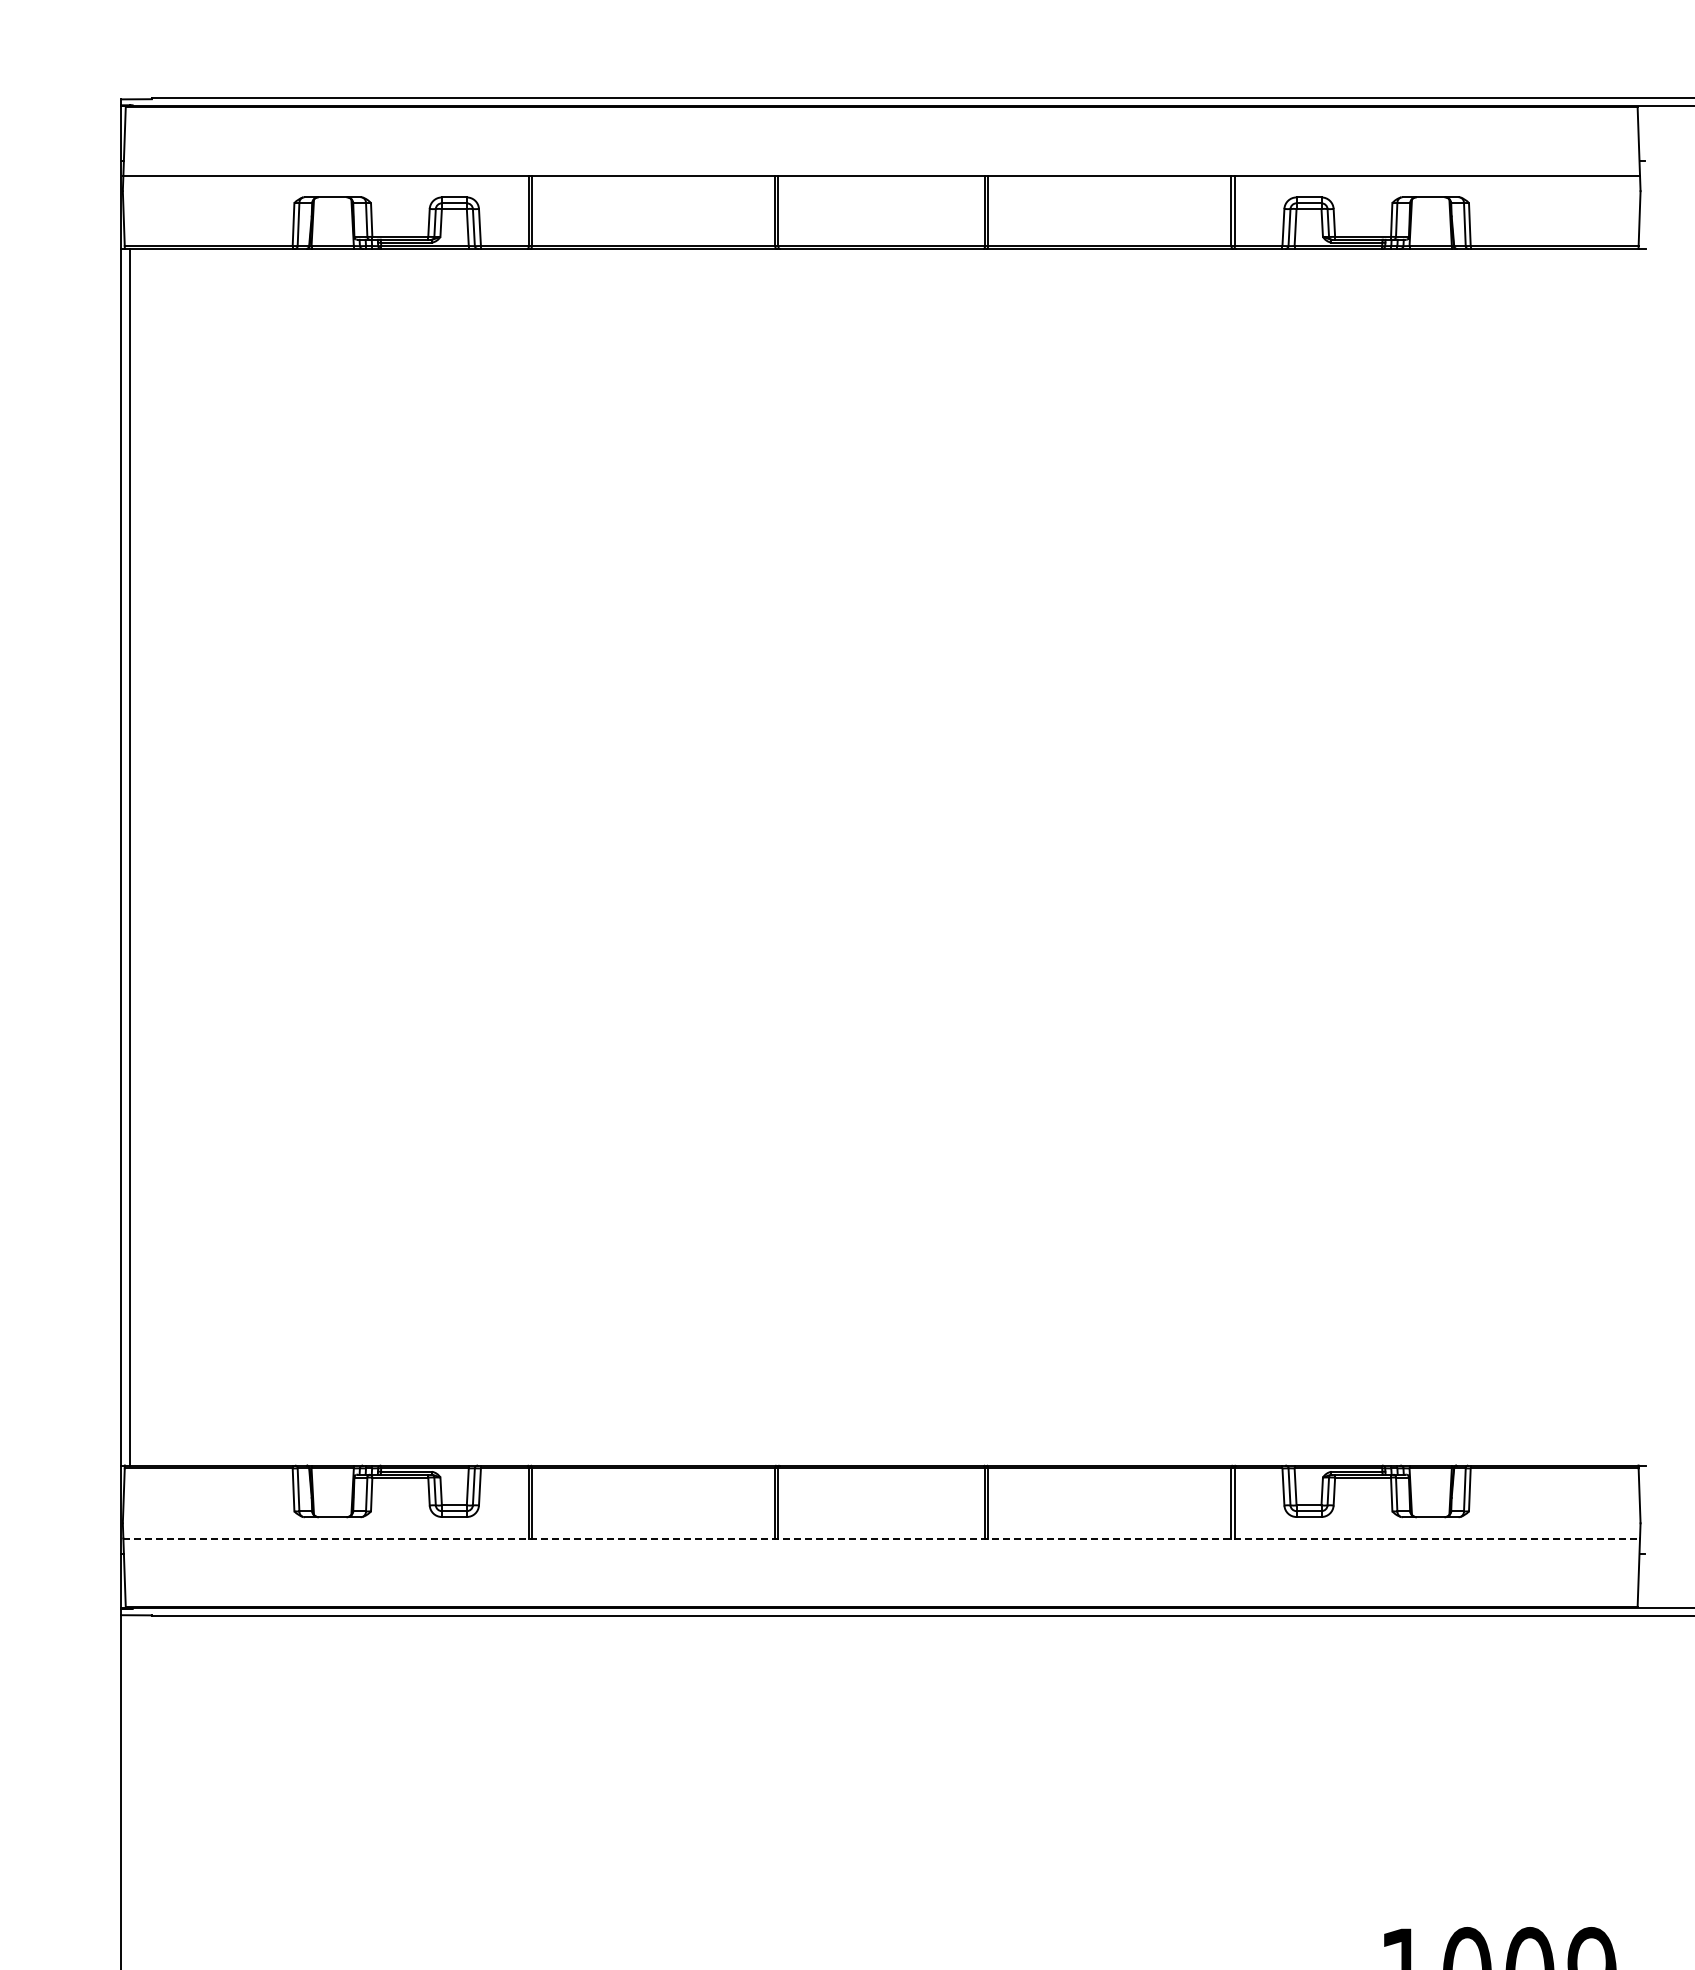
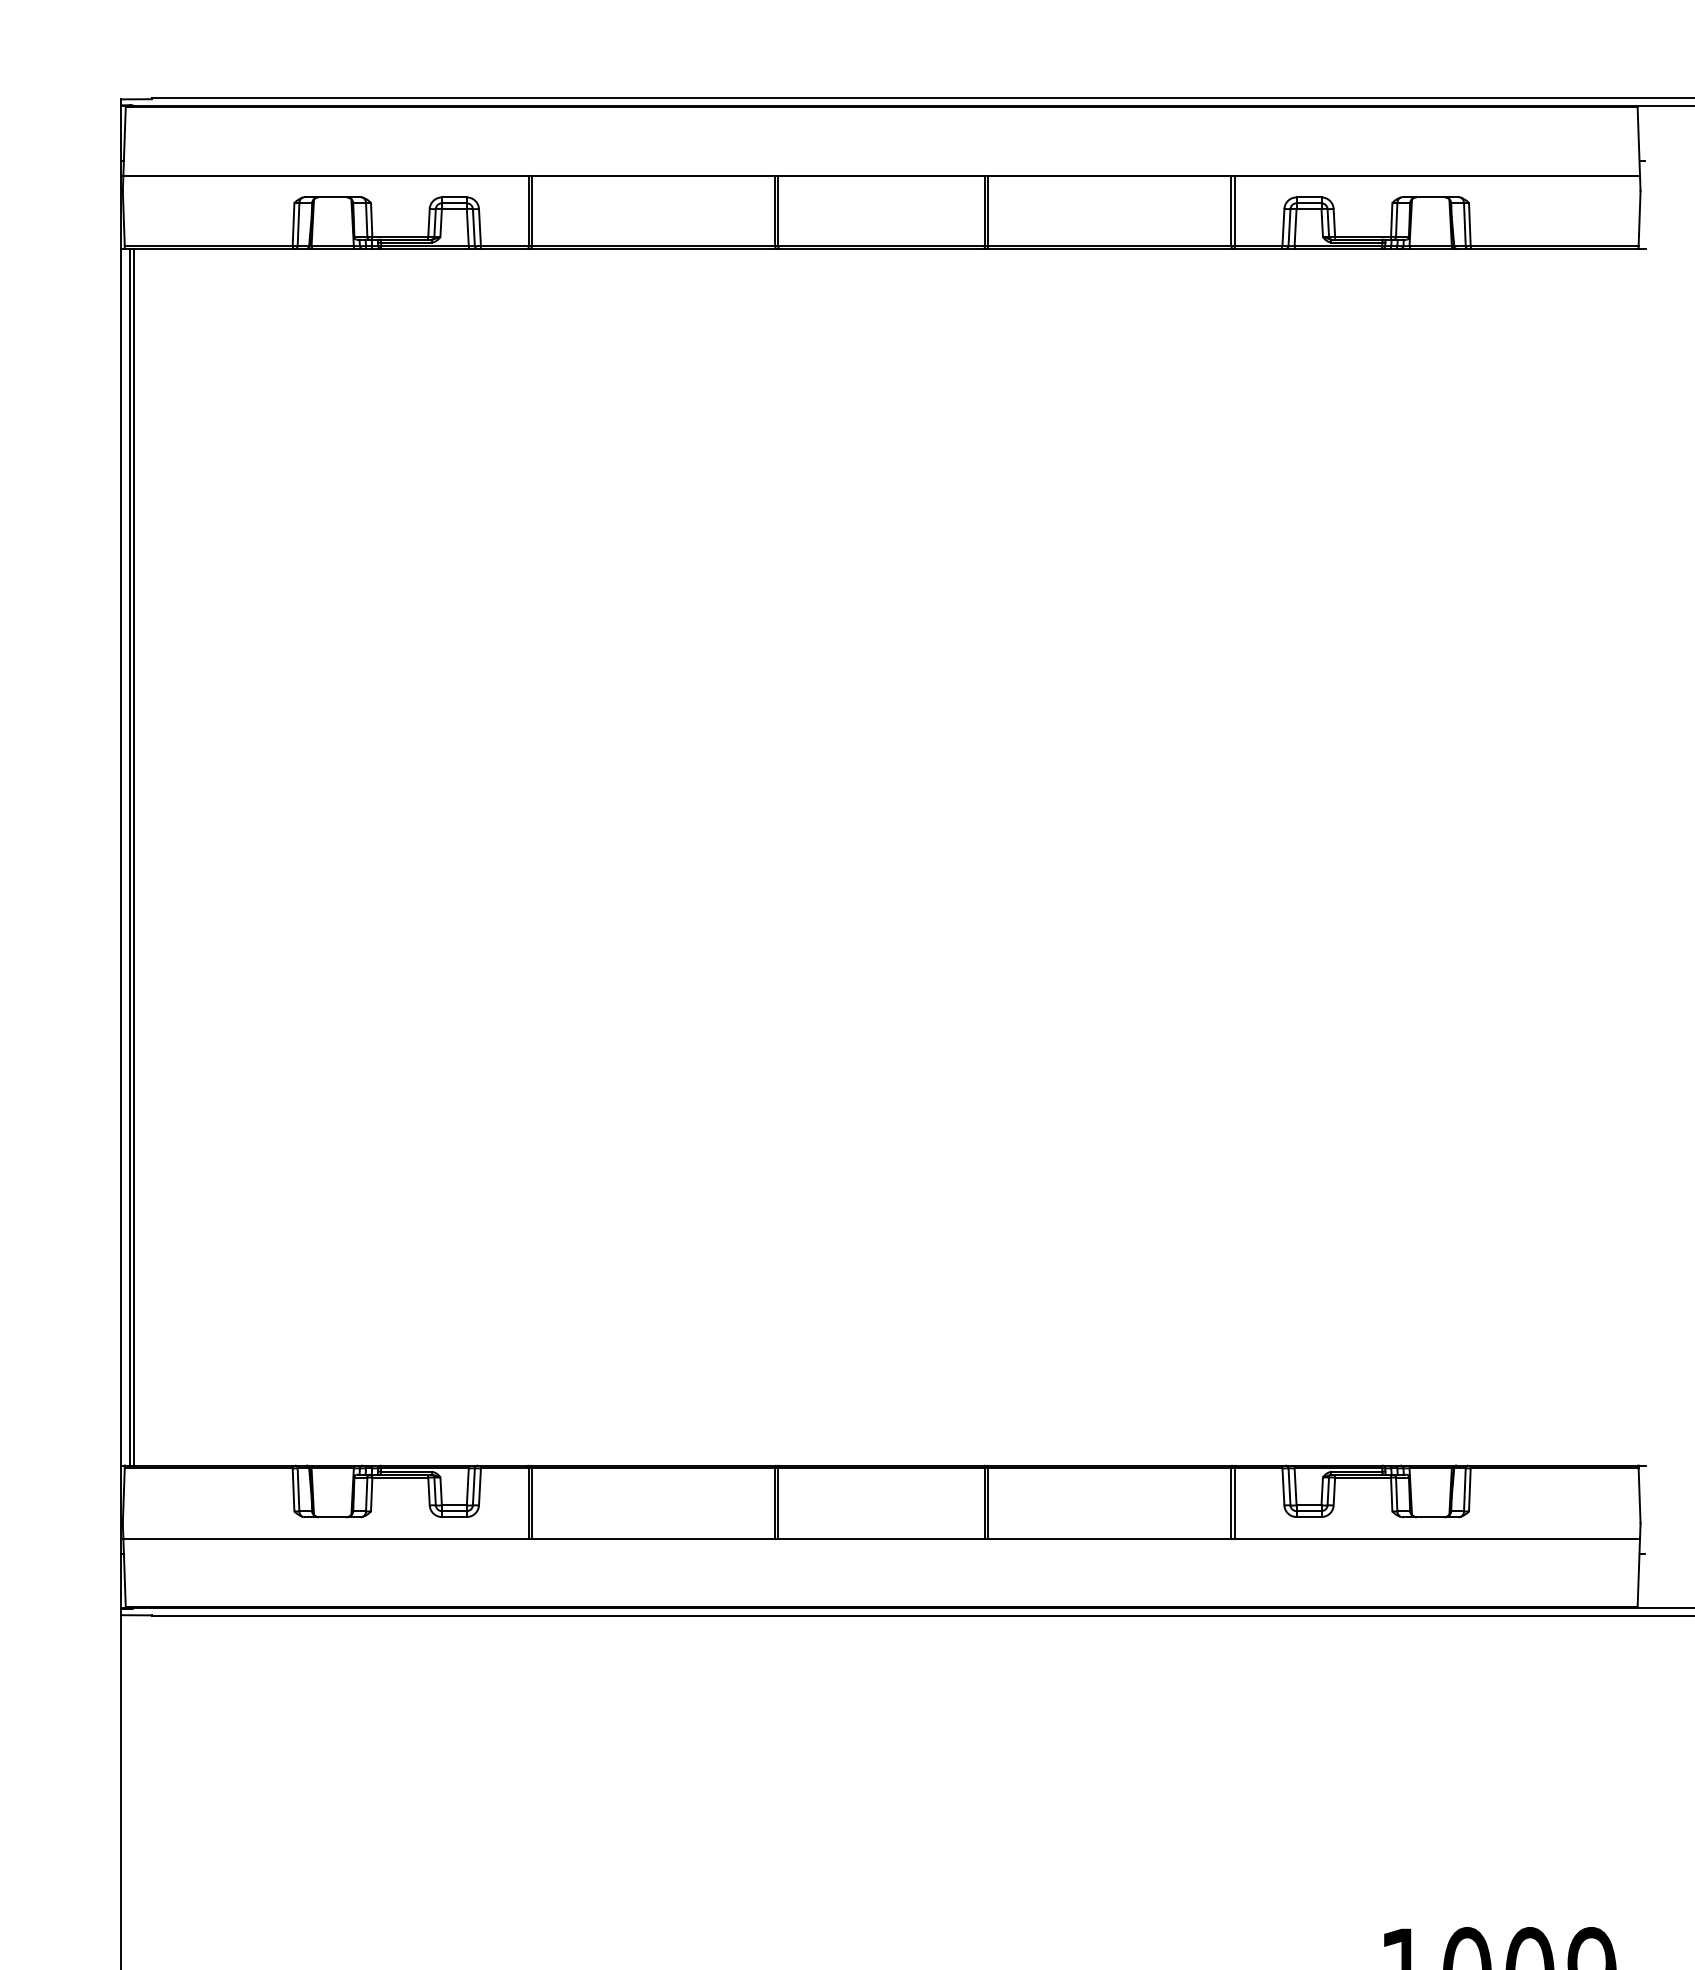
line: none -> present (133, 856)
line: dashed -> solid (882, 1538)
